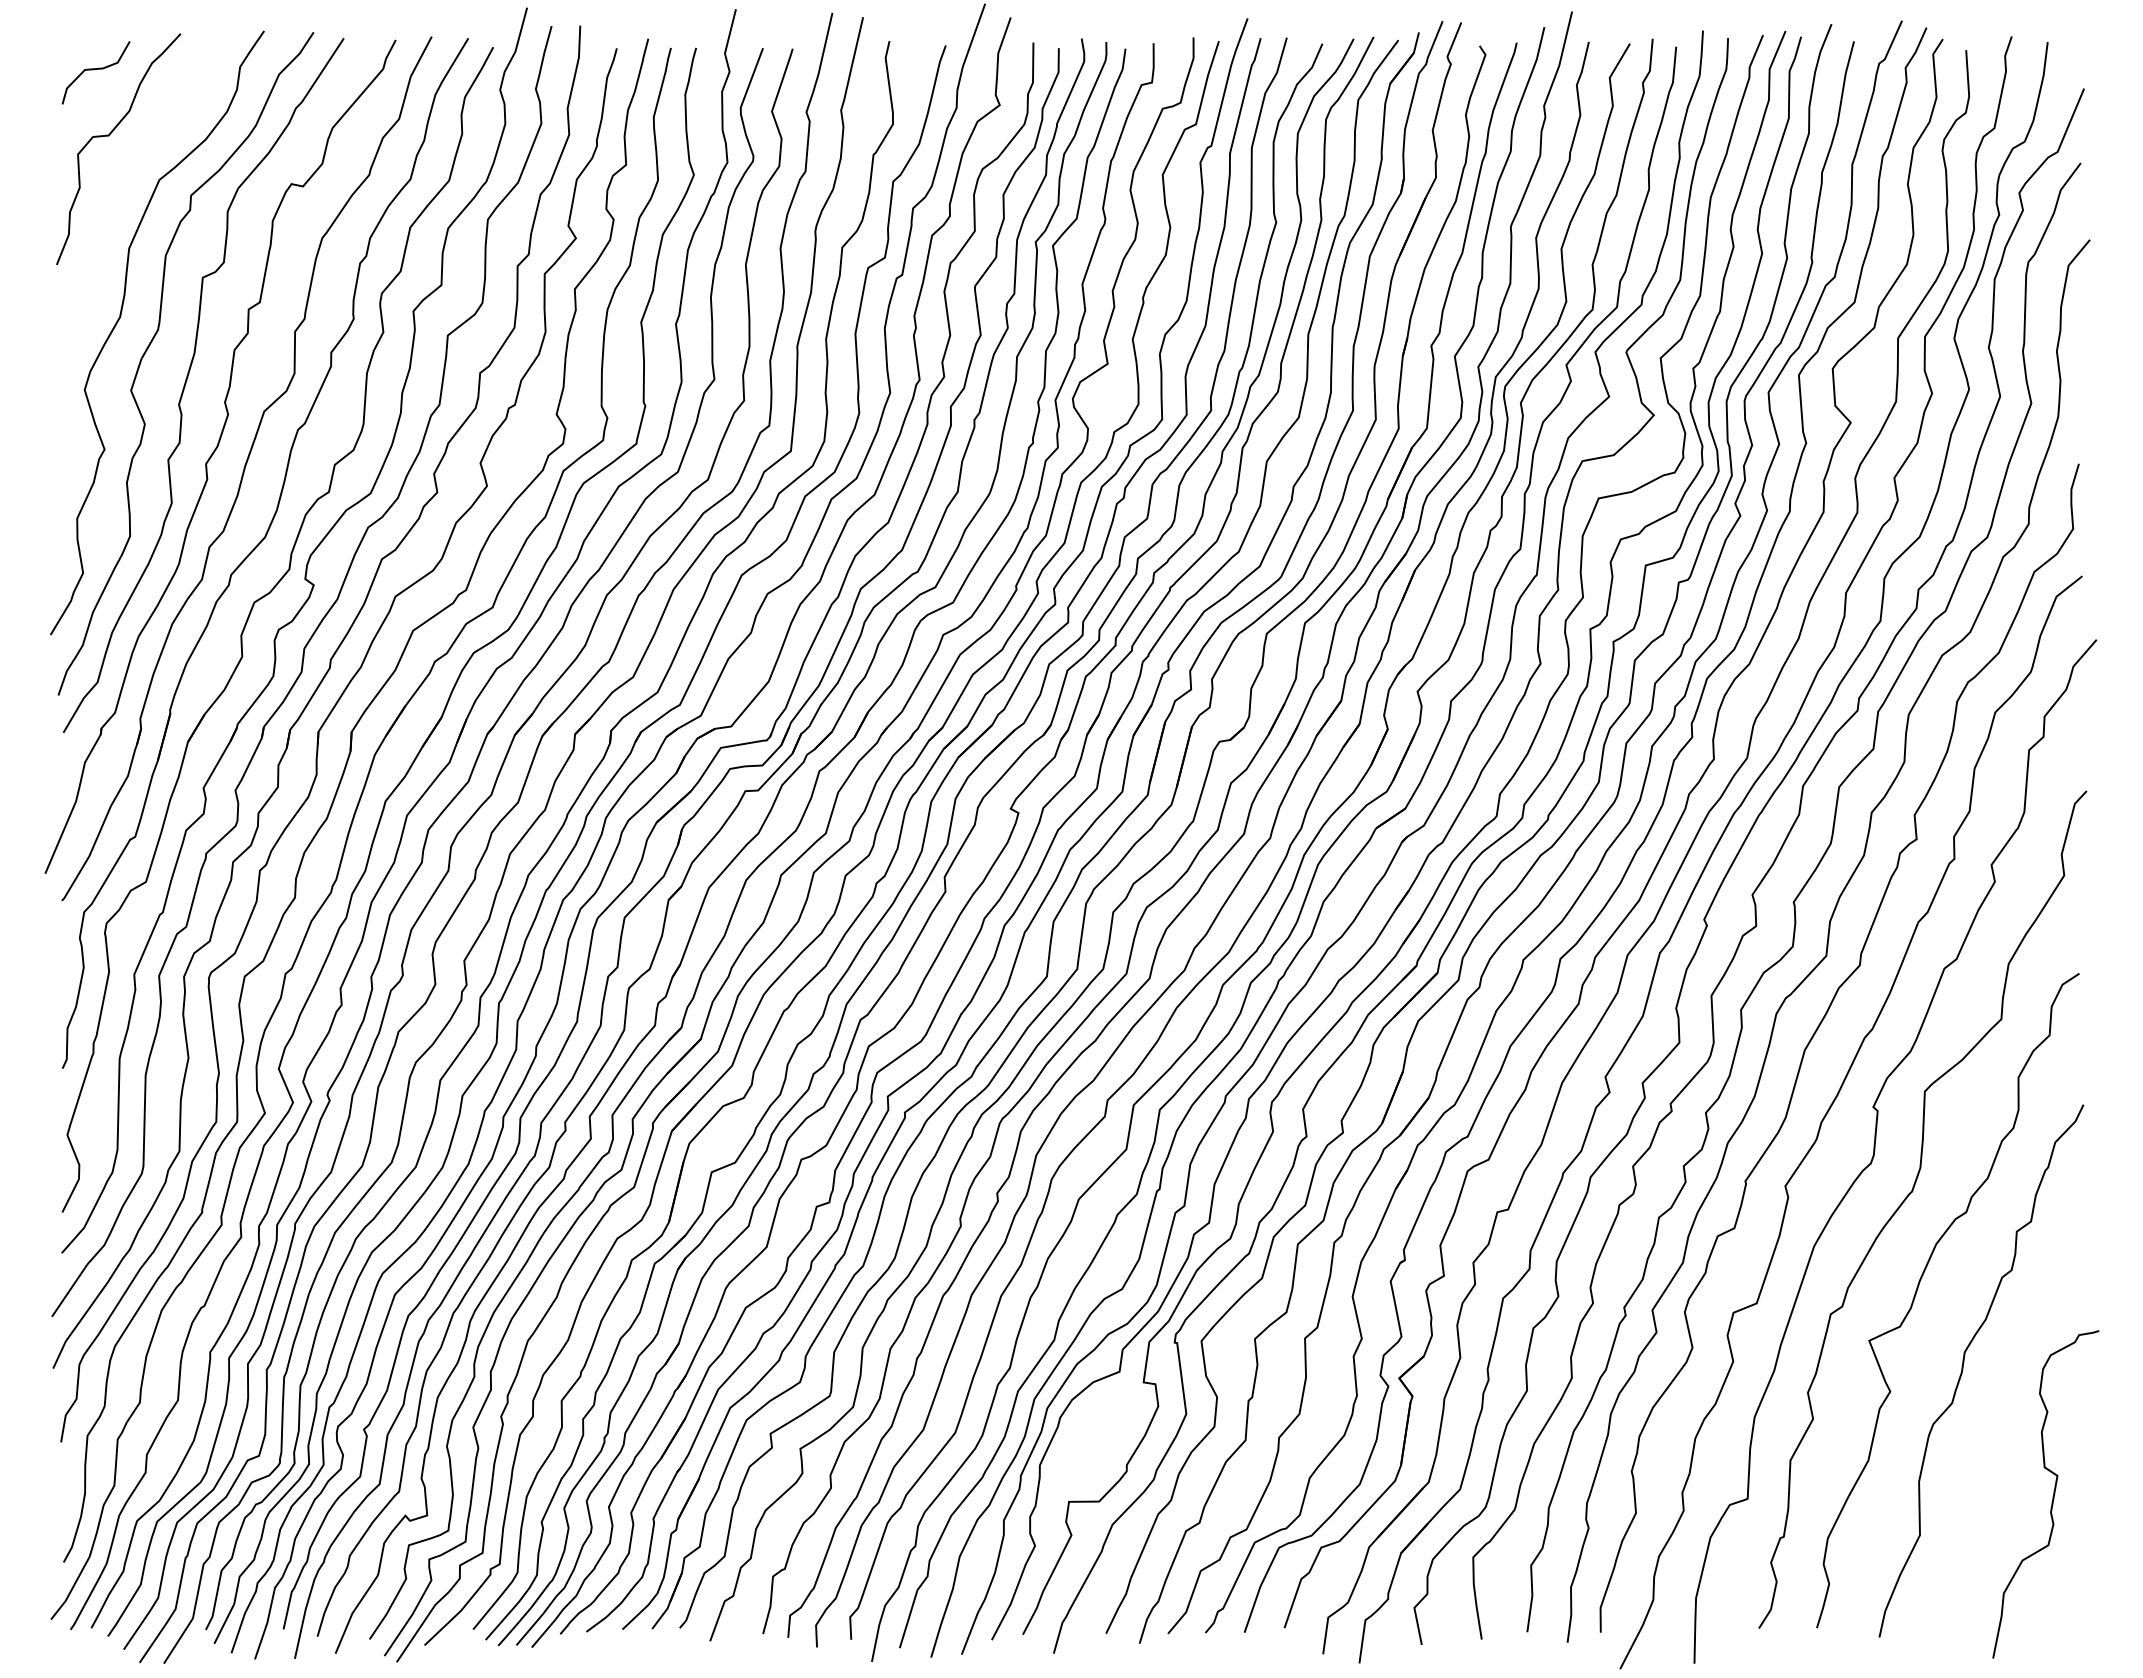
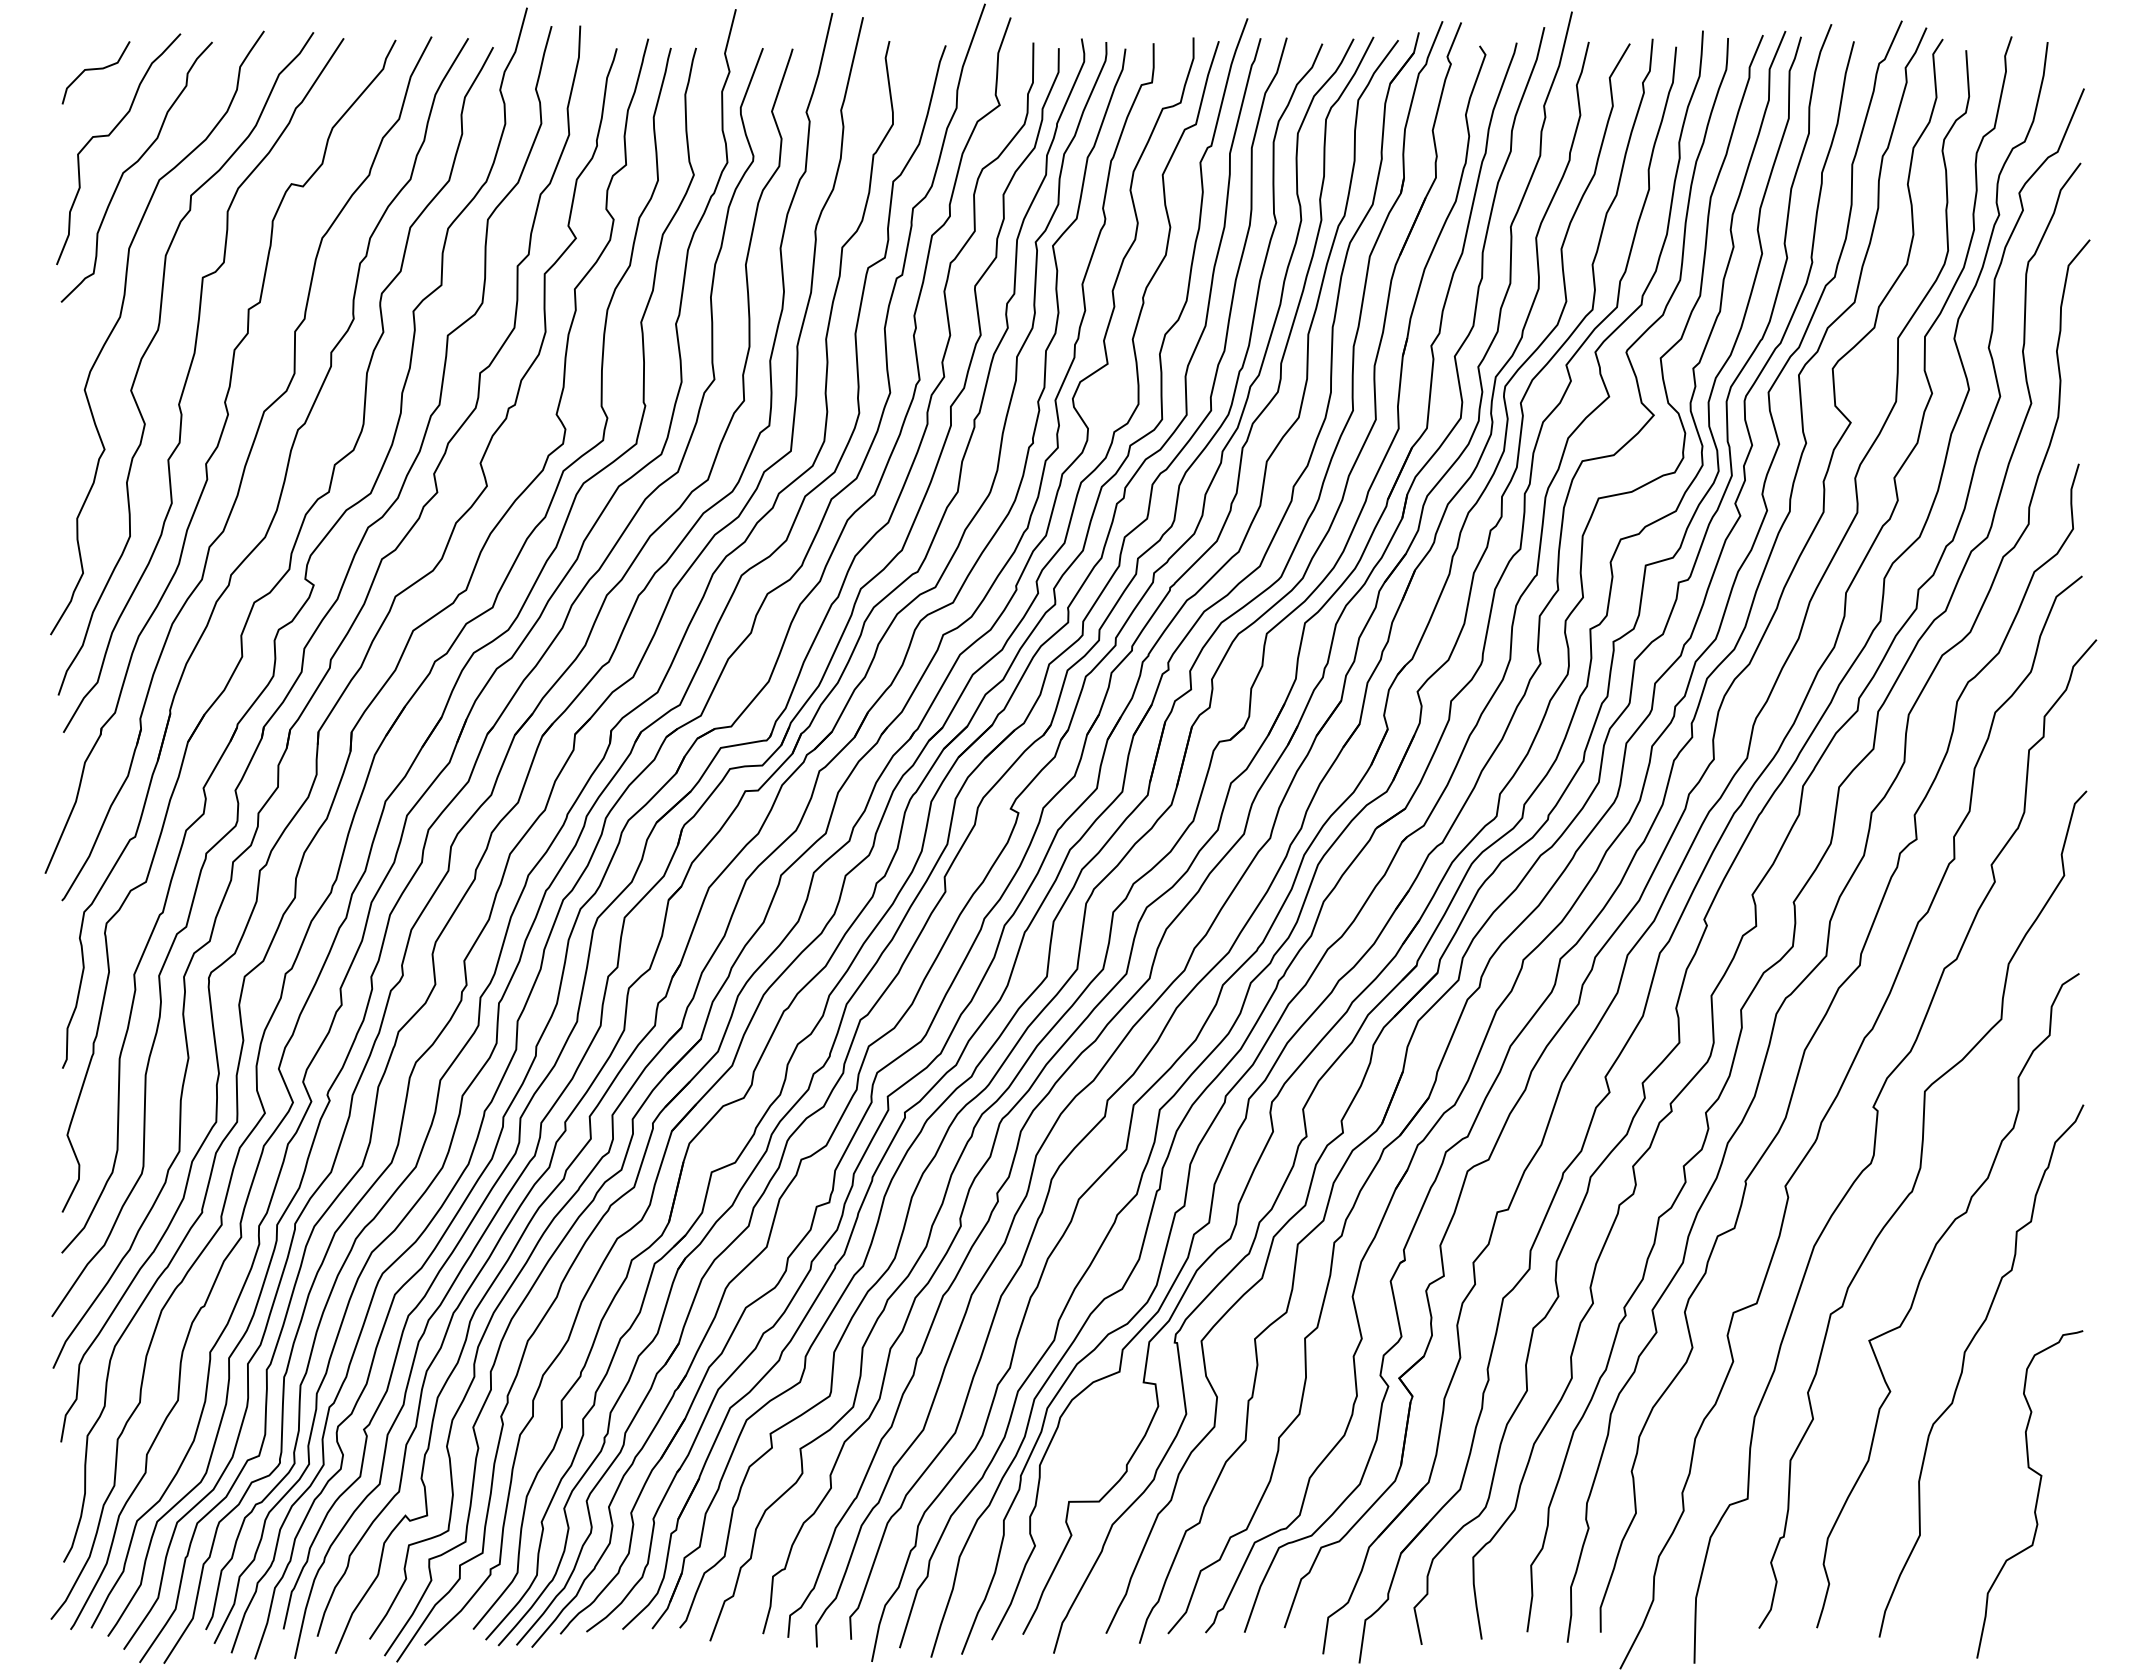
curve: none -> present (134, 165)
curve position: (2052, 1496) -> (2036, 1496) (2036, 1496)
